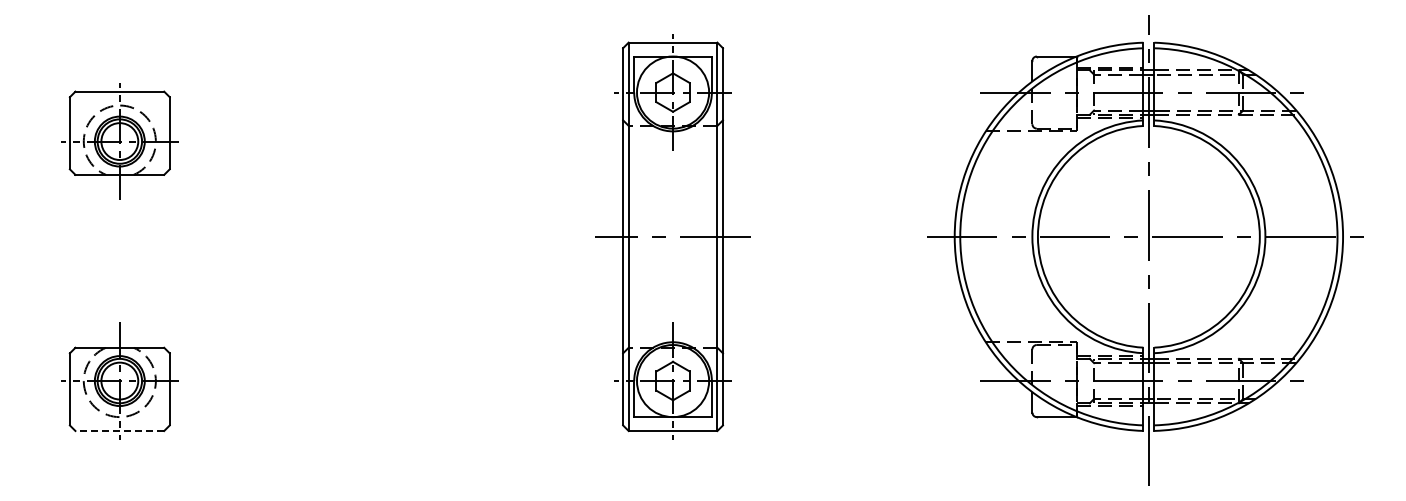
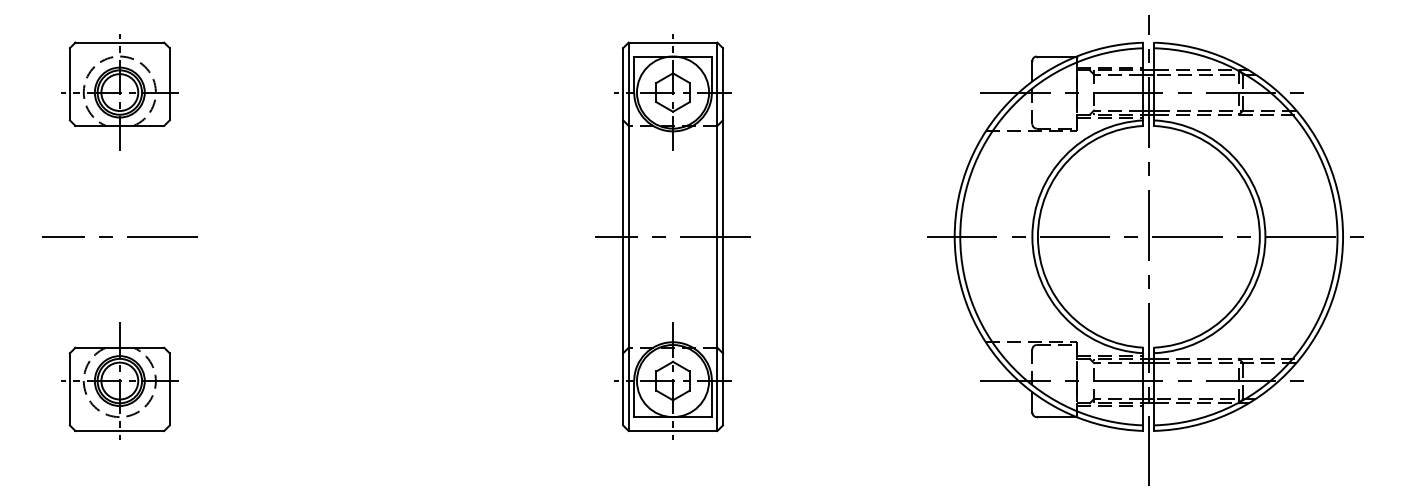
part position: (119, 141) -> (119, 92) (119, 92)
line: none -> present (112, 236)
line: dashed -> solid (119, 431)
